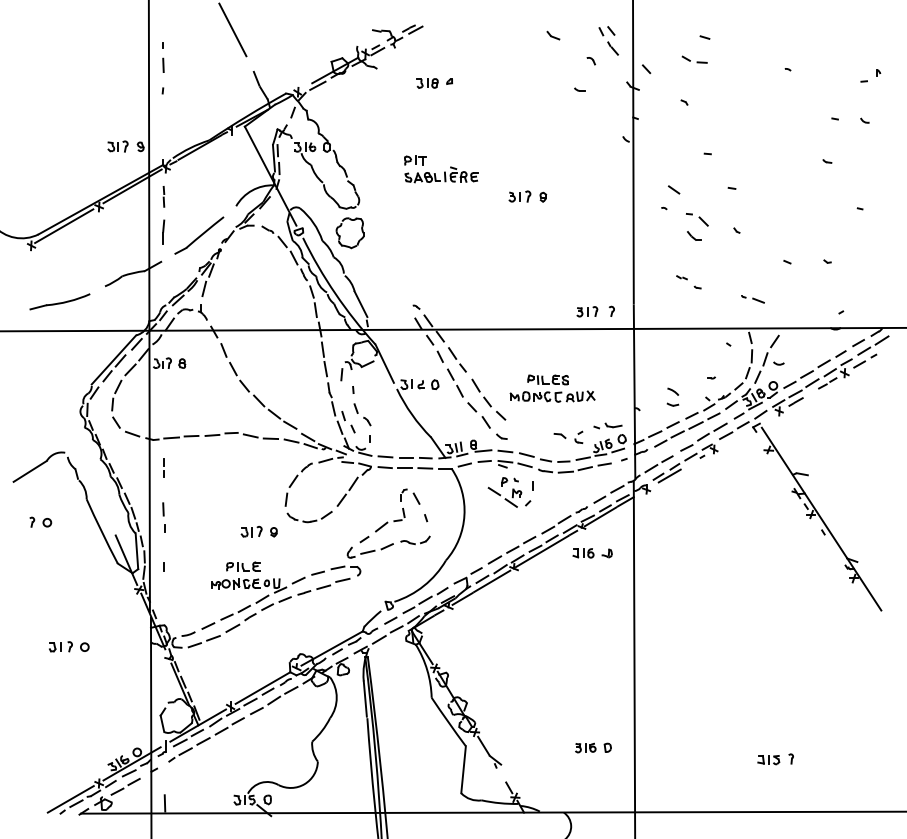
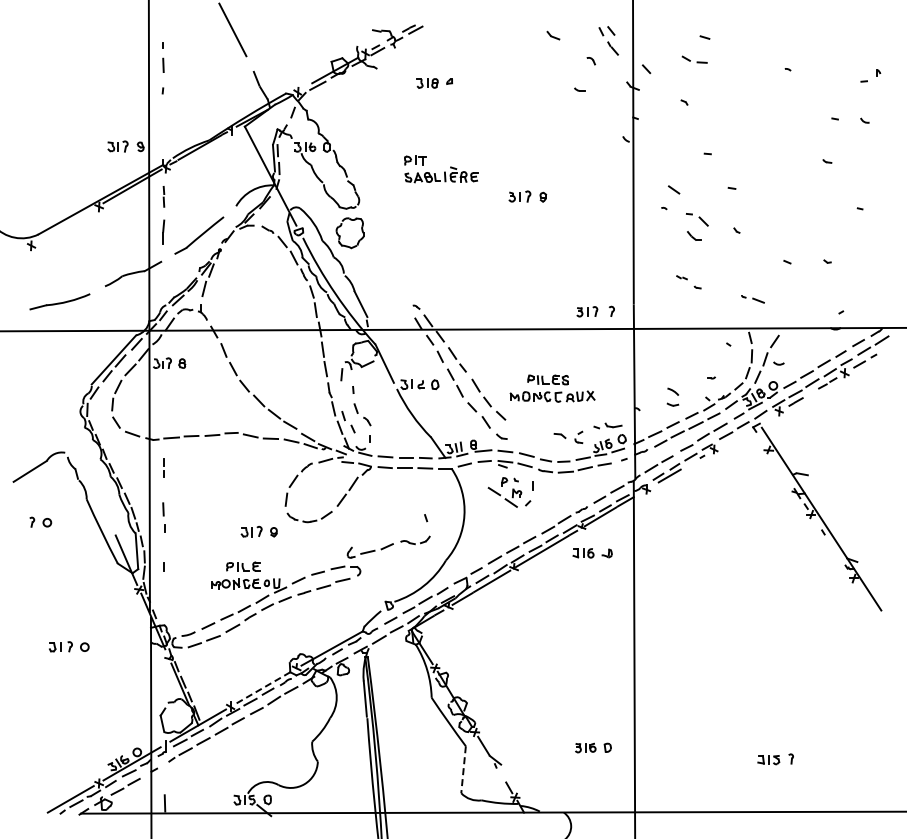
line: present -> none (64, 226)
part: present -> none (387, 521)
line: solid -> dashed (263, 688)
line: solid -> dashed (463, 769)
